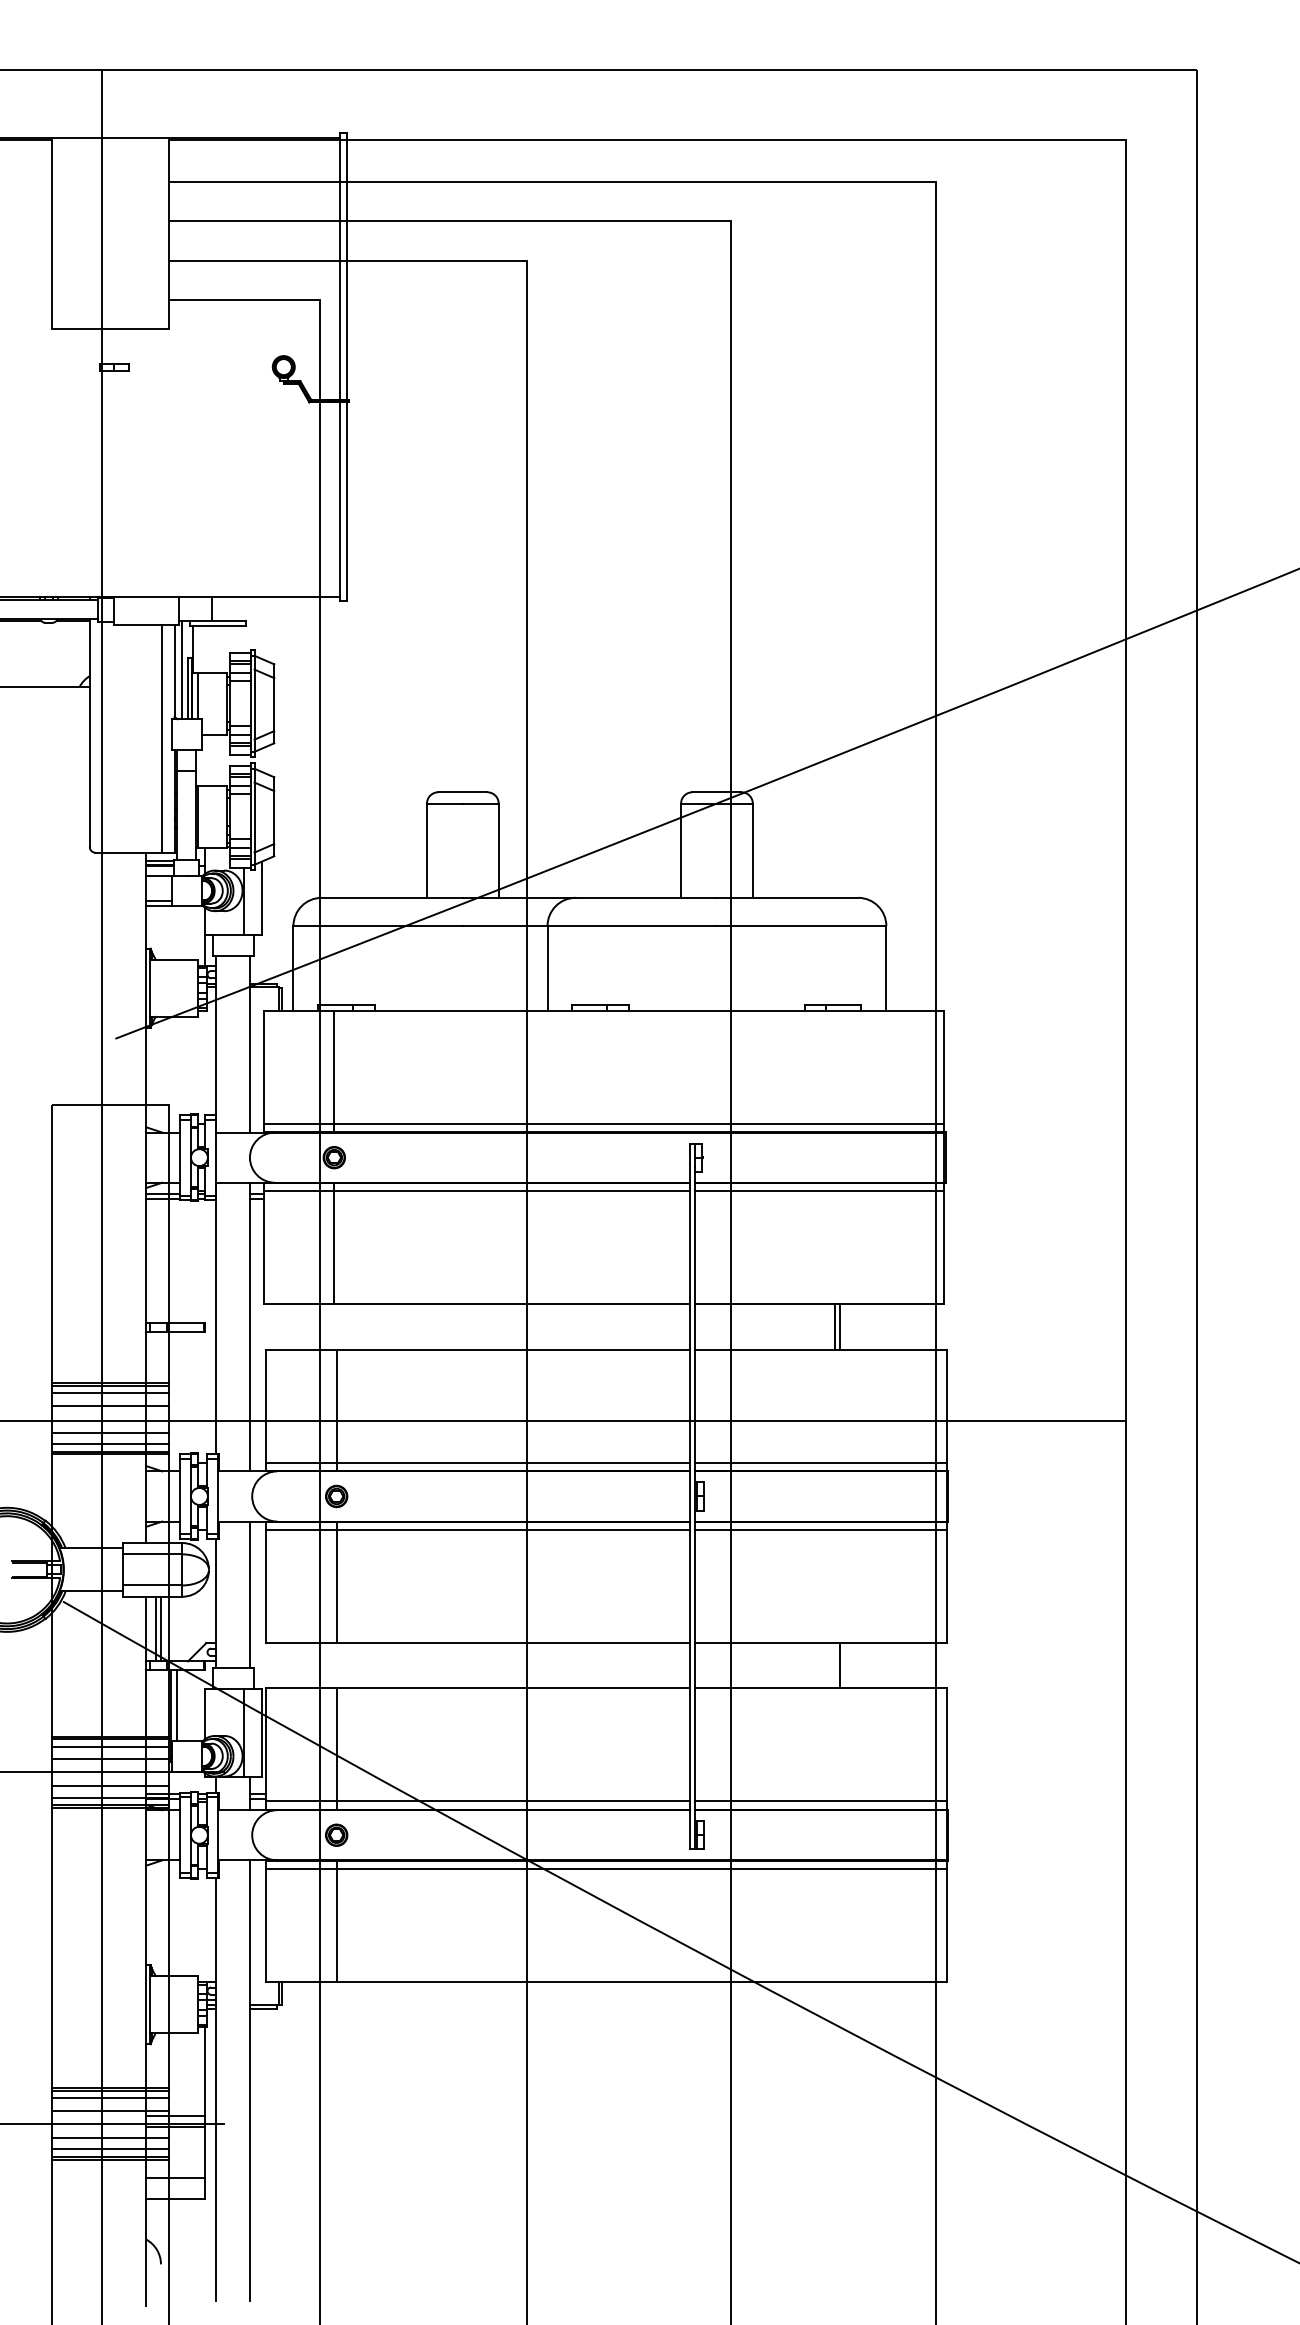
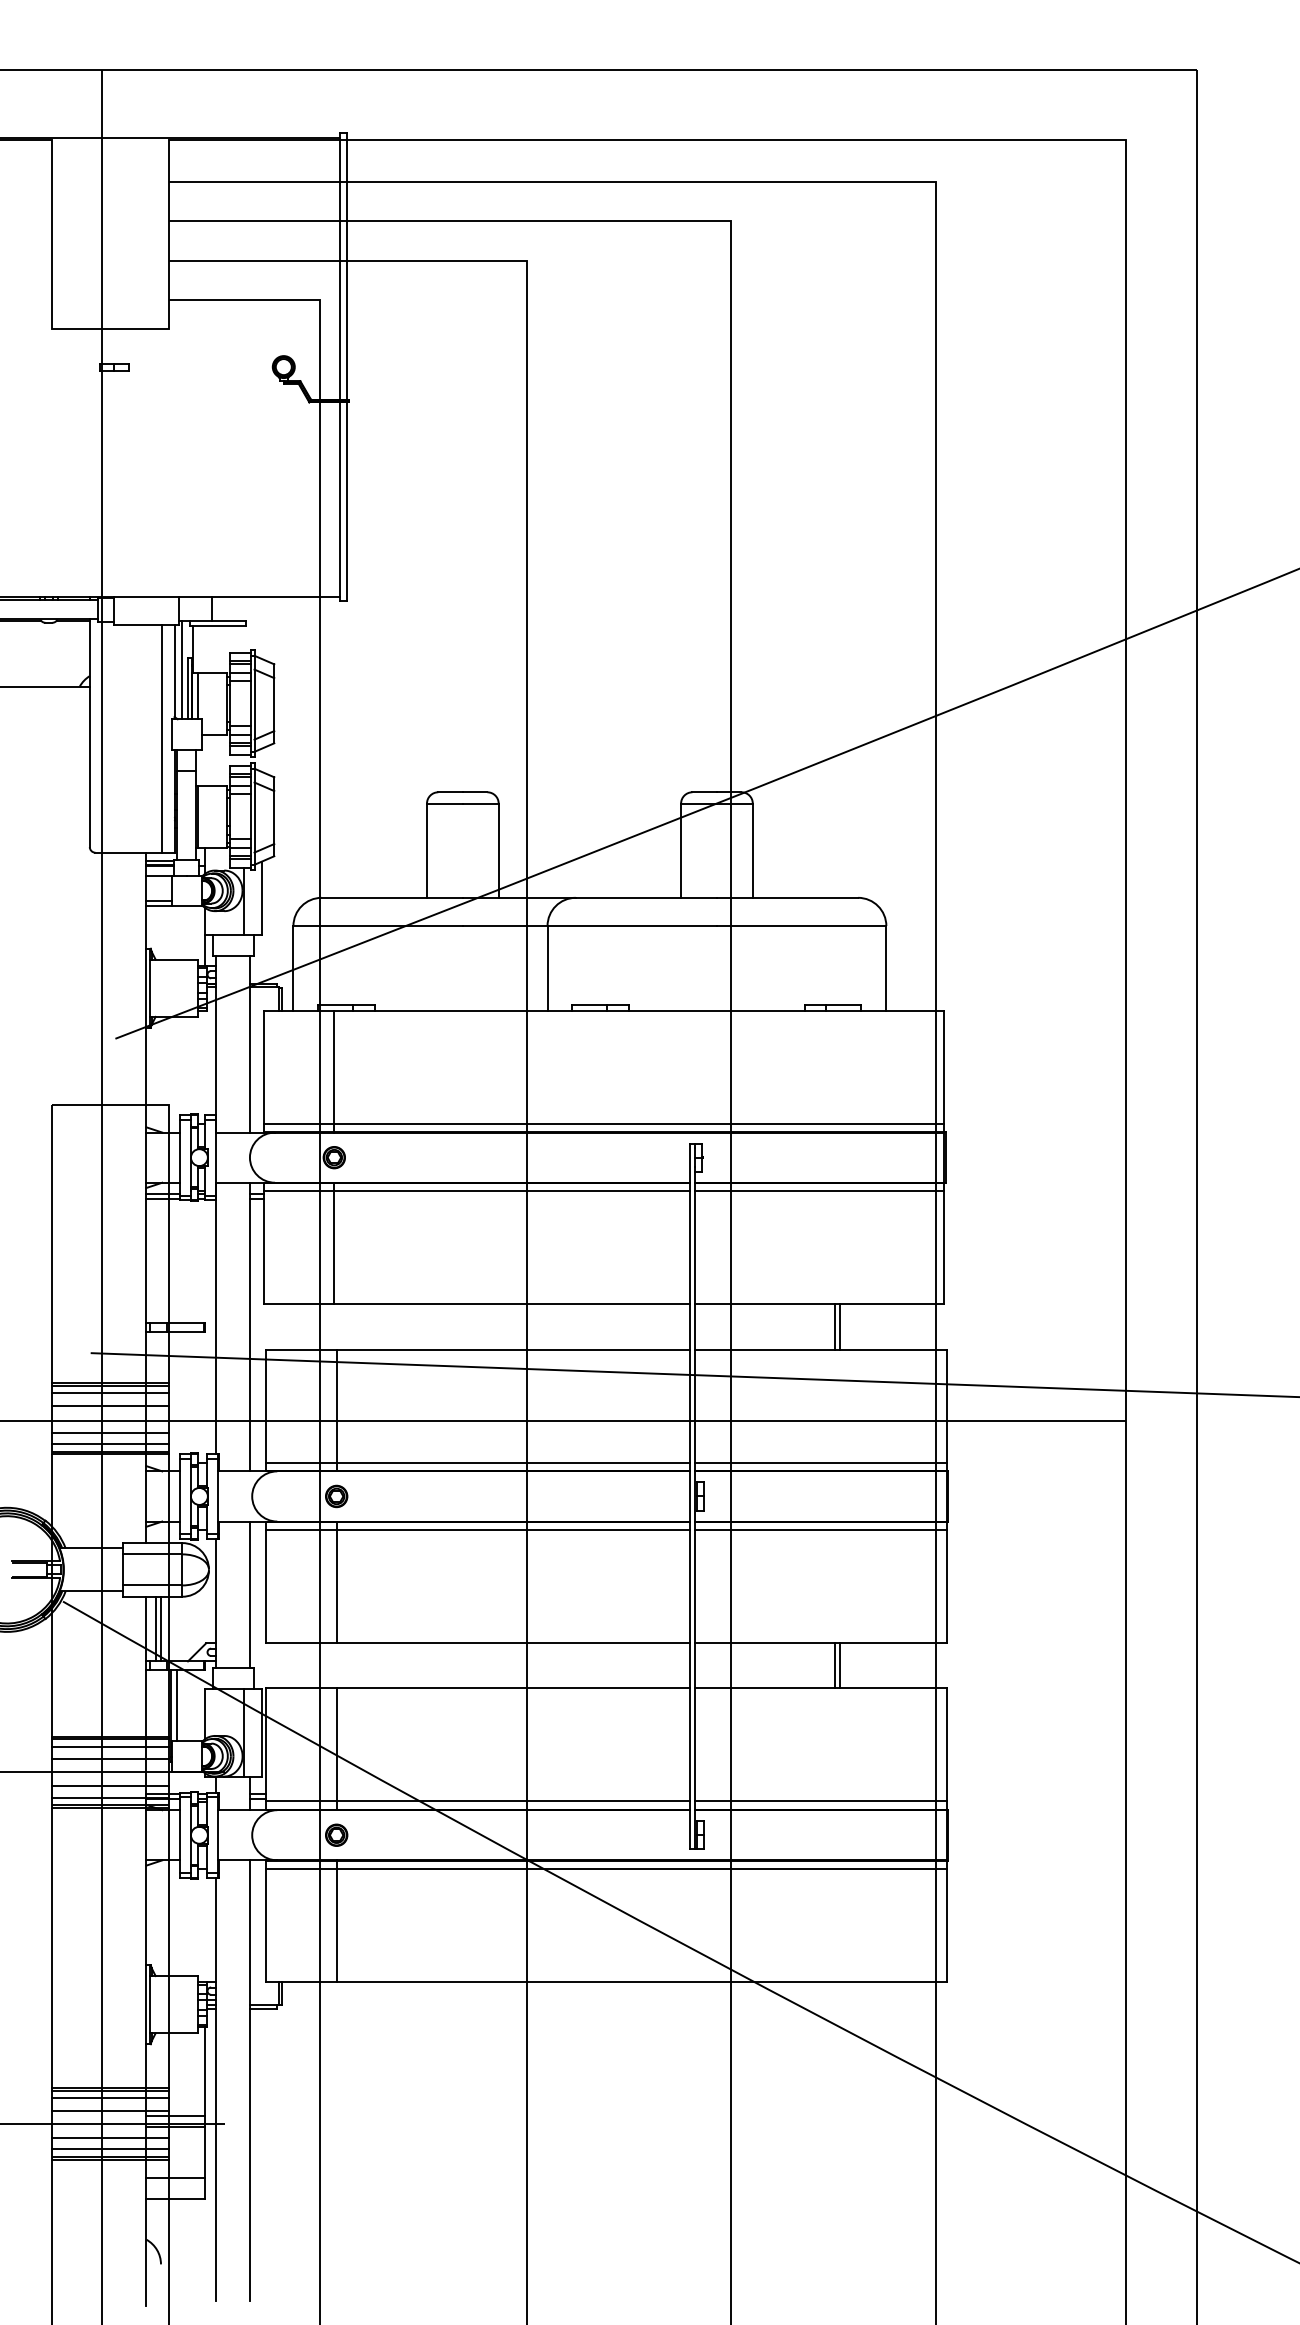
line: none -> present (693, 1375)
line: none -> present (834, 1665)
